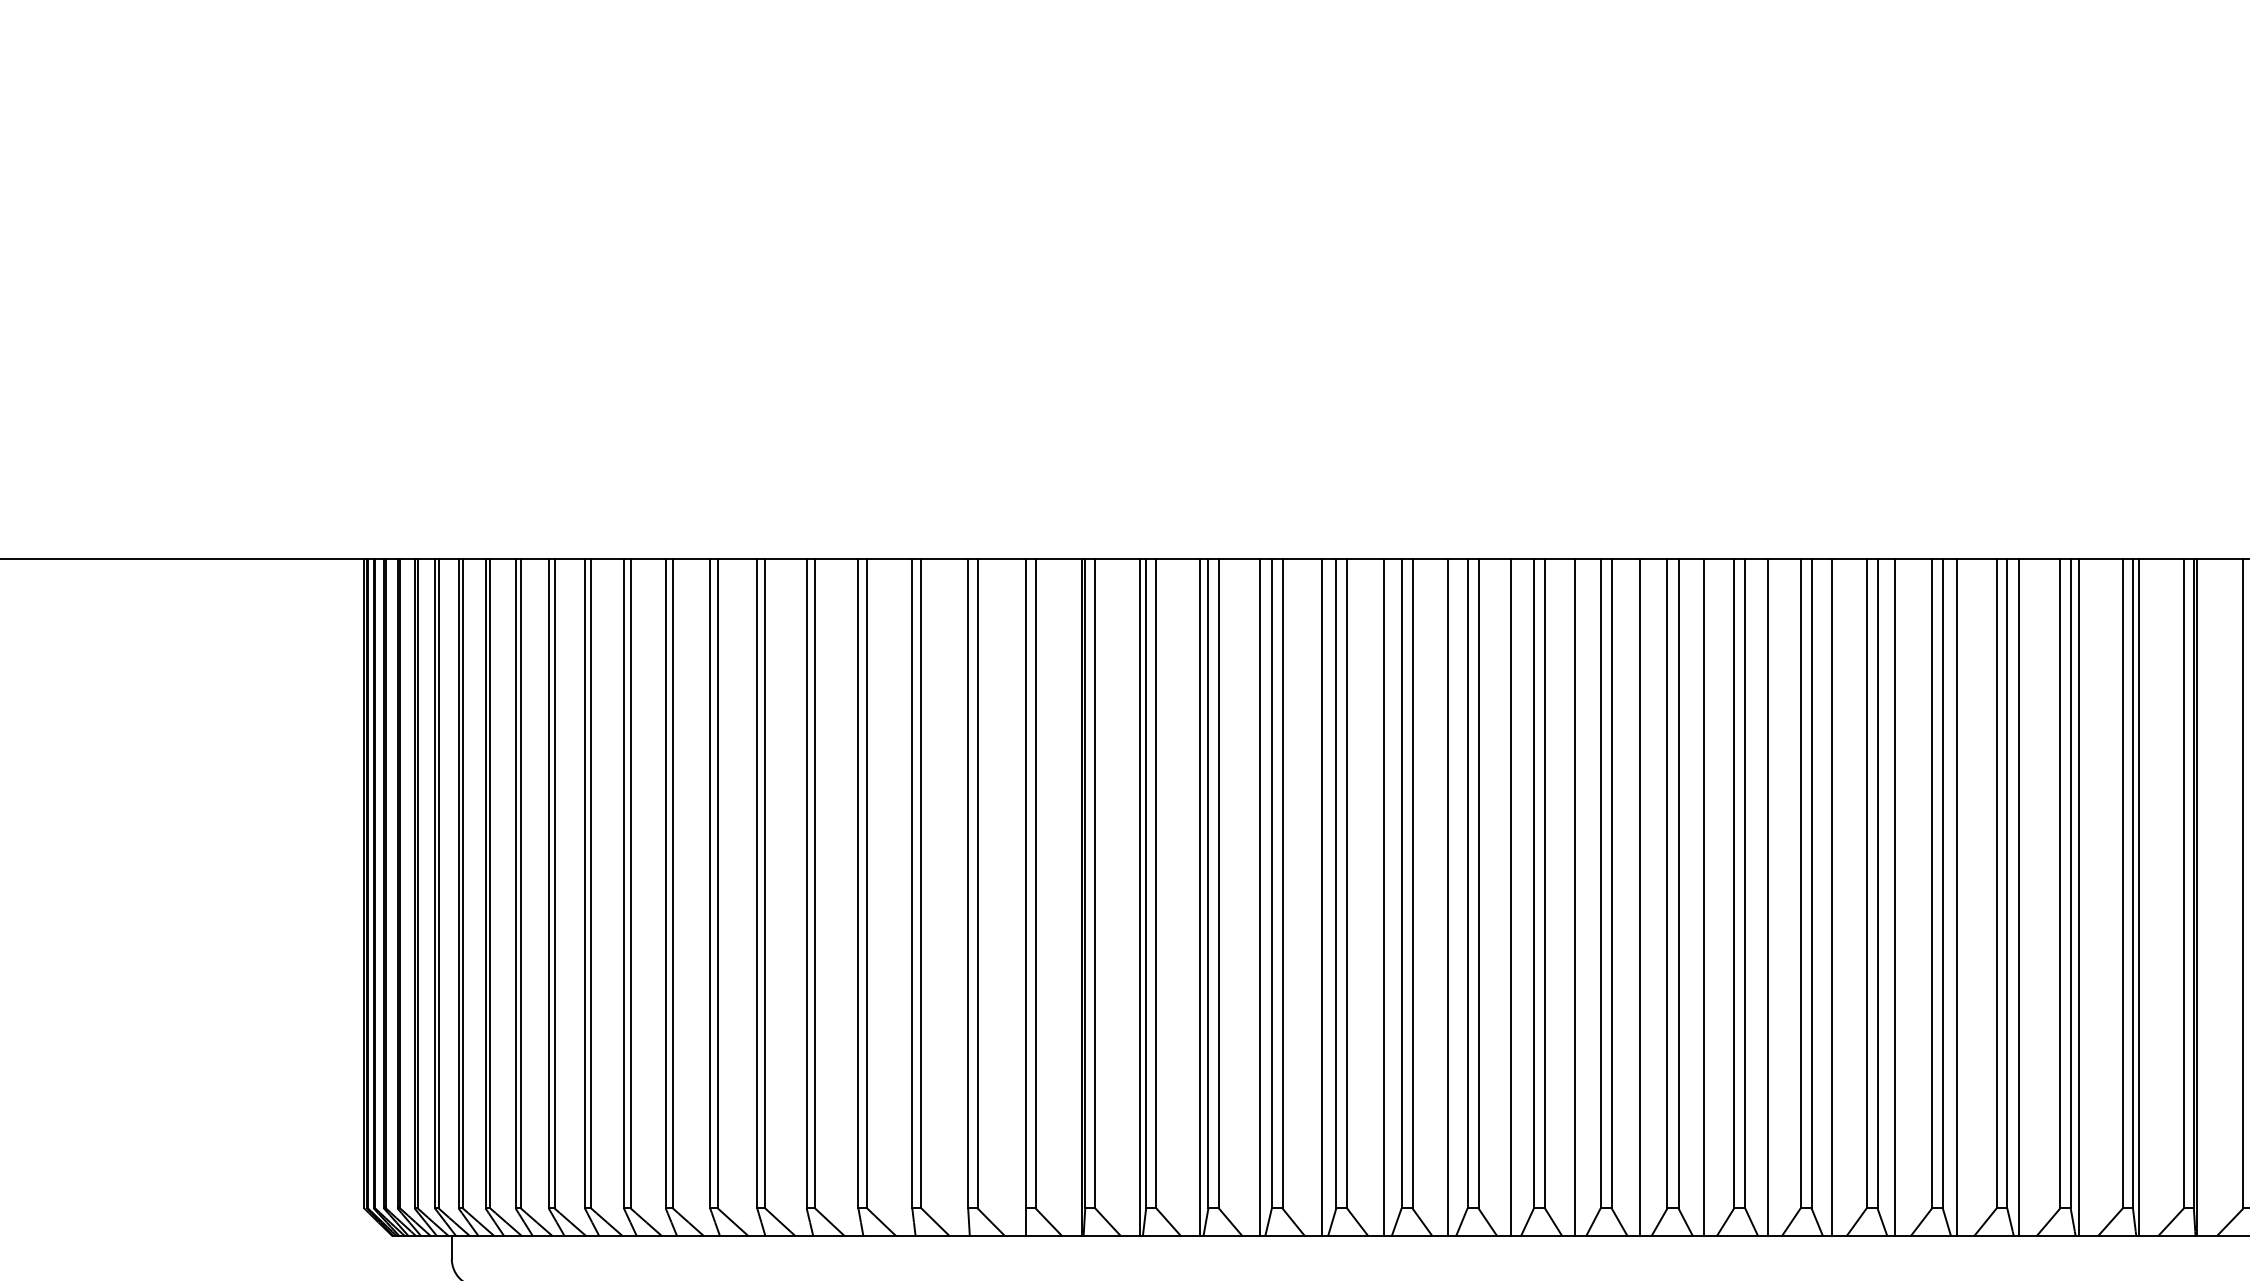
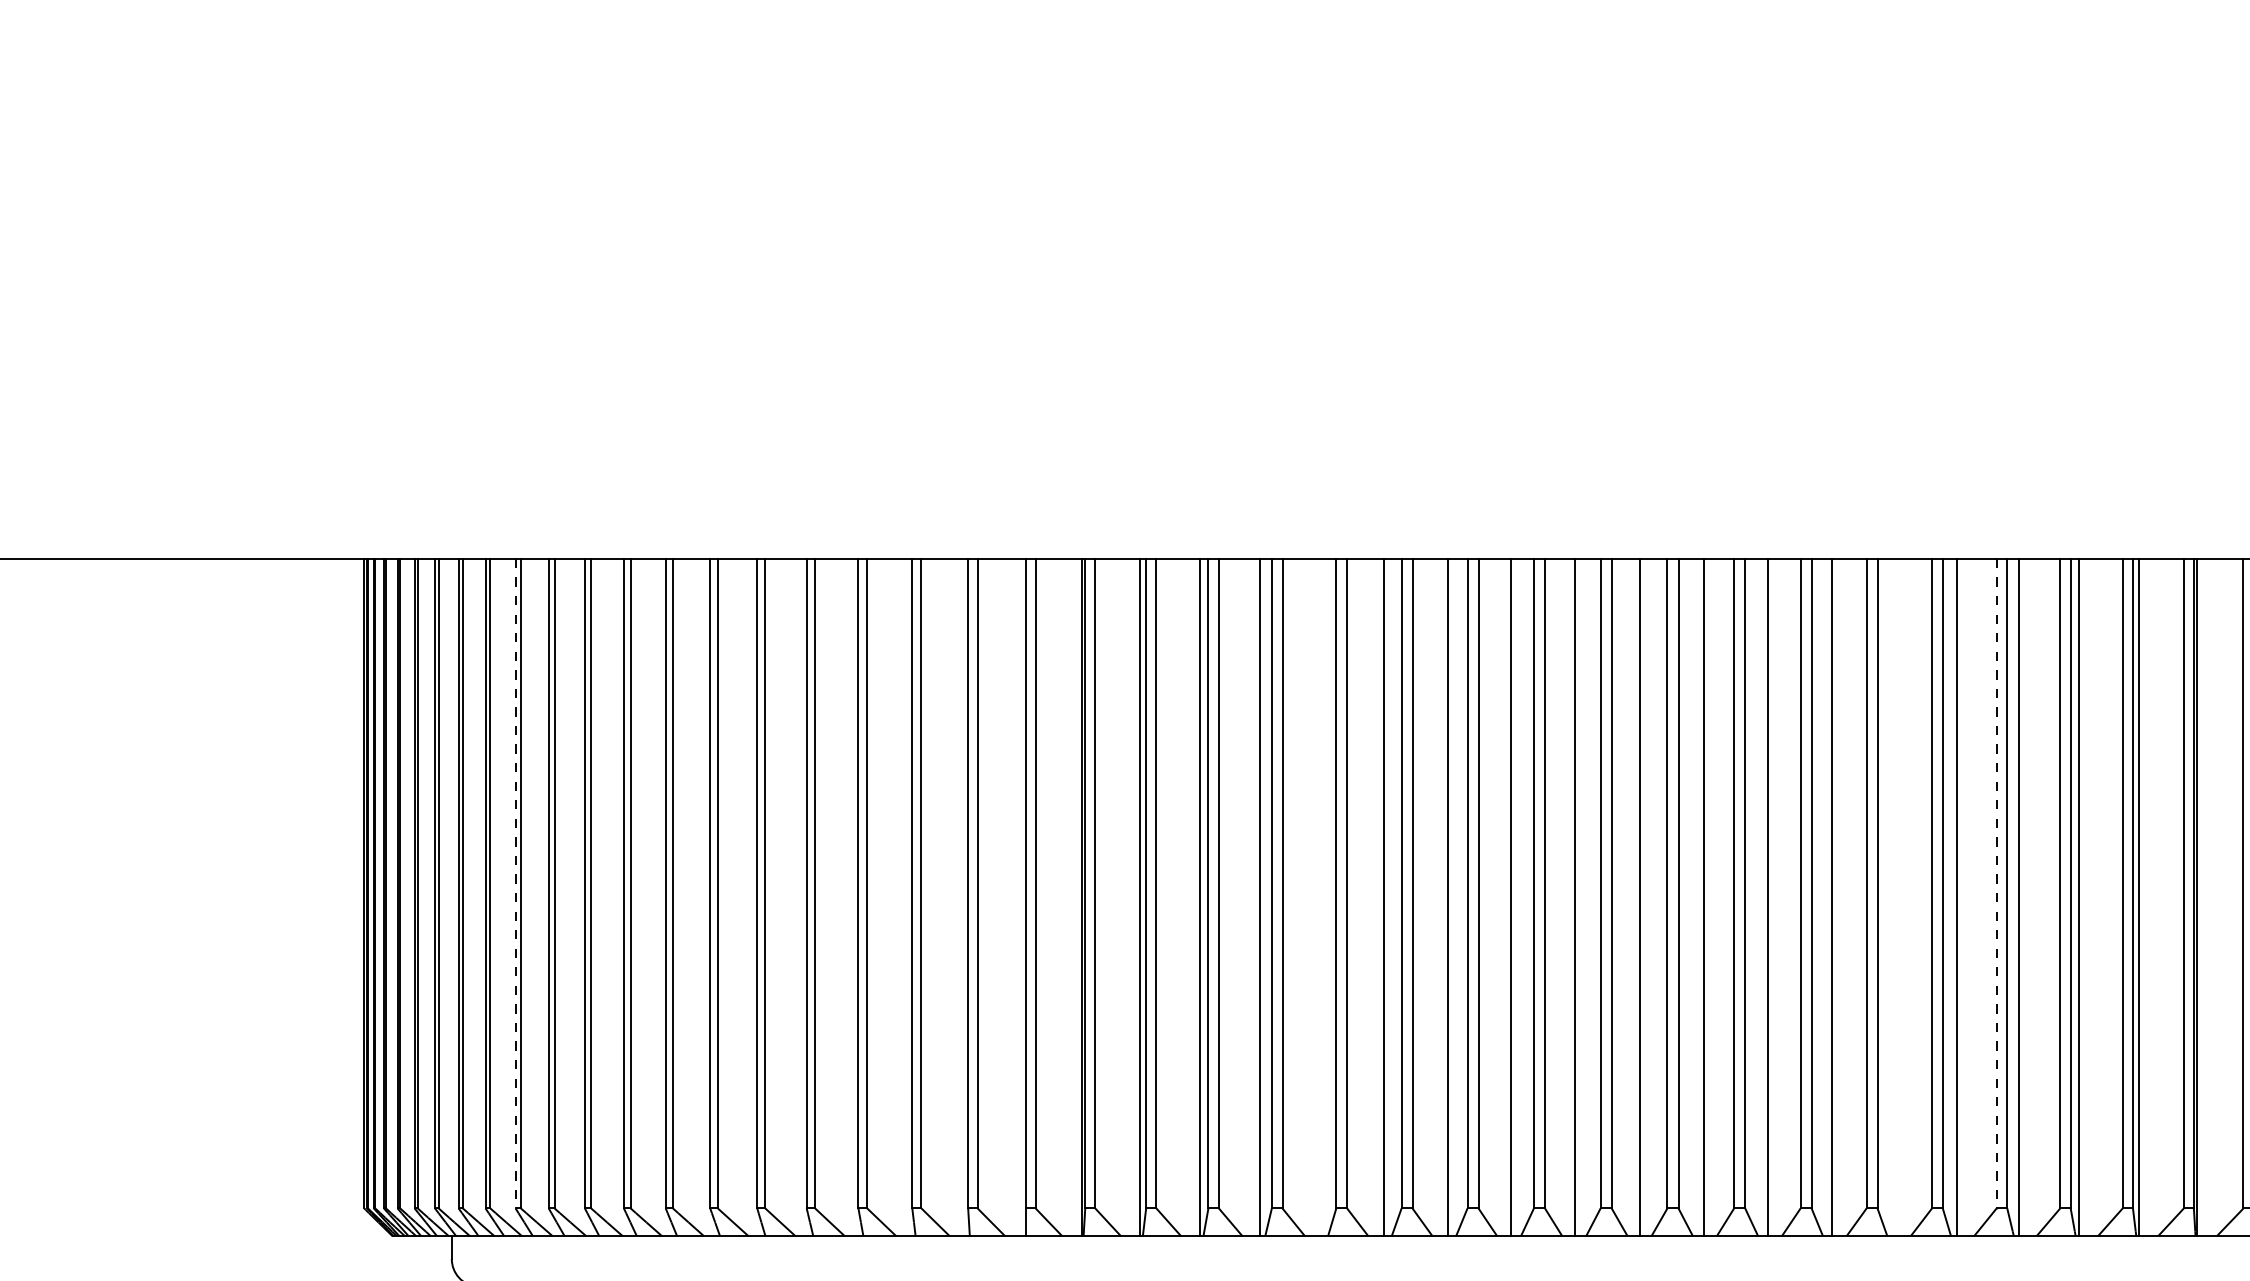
line: solid -> dashed (515, 883)
line: solid -> dashed (1996, 883)
line: present -> none (1321, 897)
line: present -> none (1894, 897)
